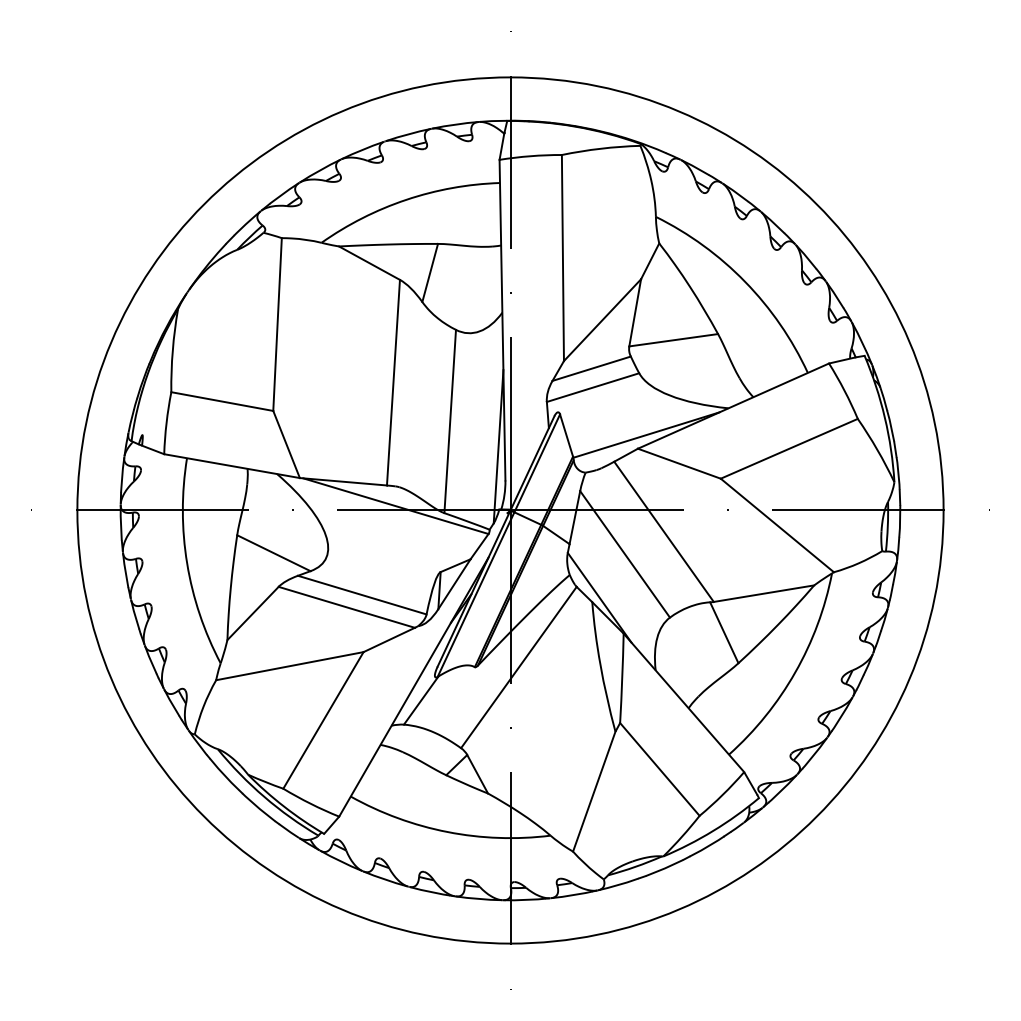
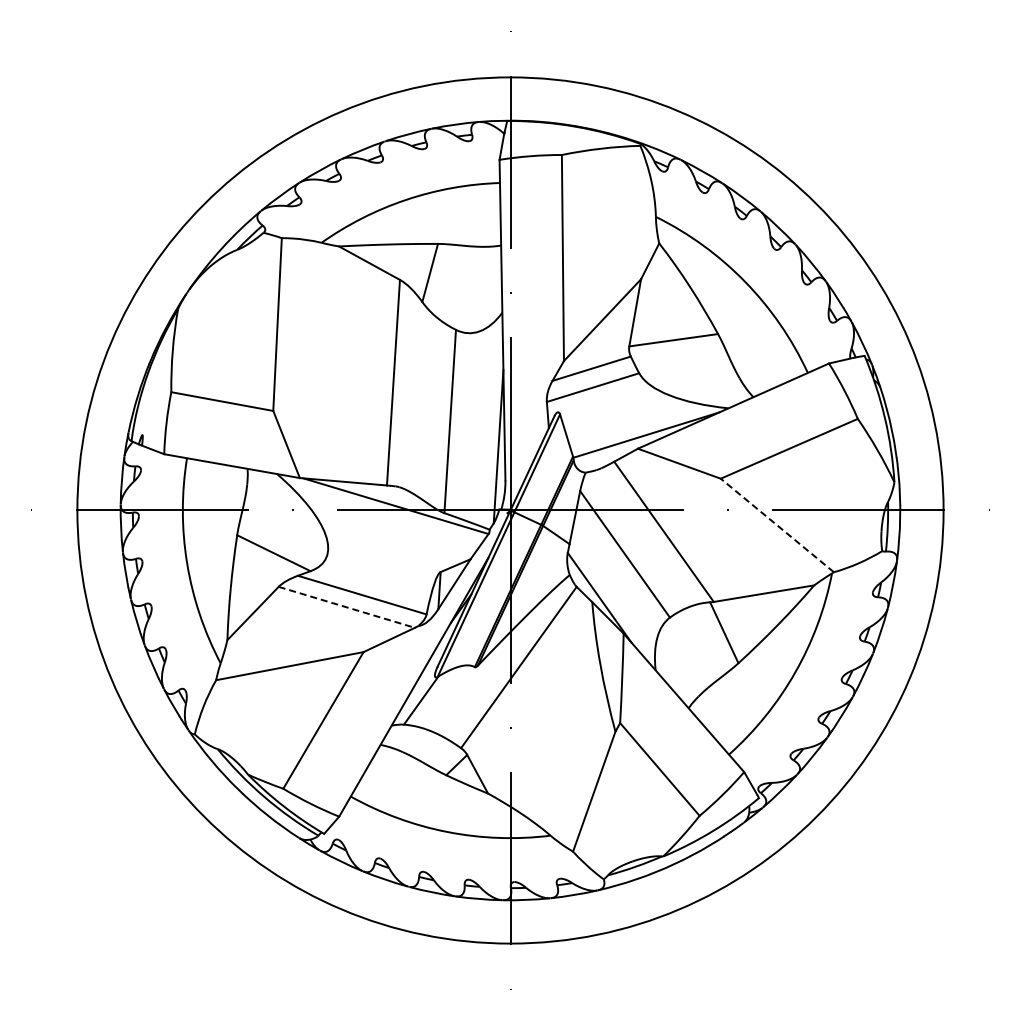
line: solid -> dashed (776, 525)
line: solid -> dashed (347, 607)
